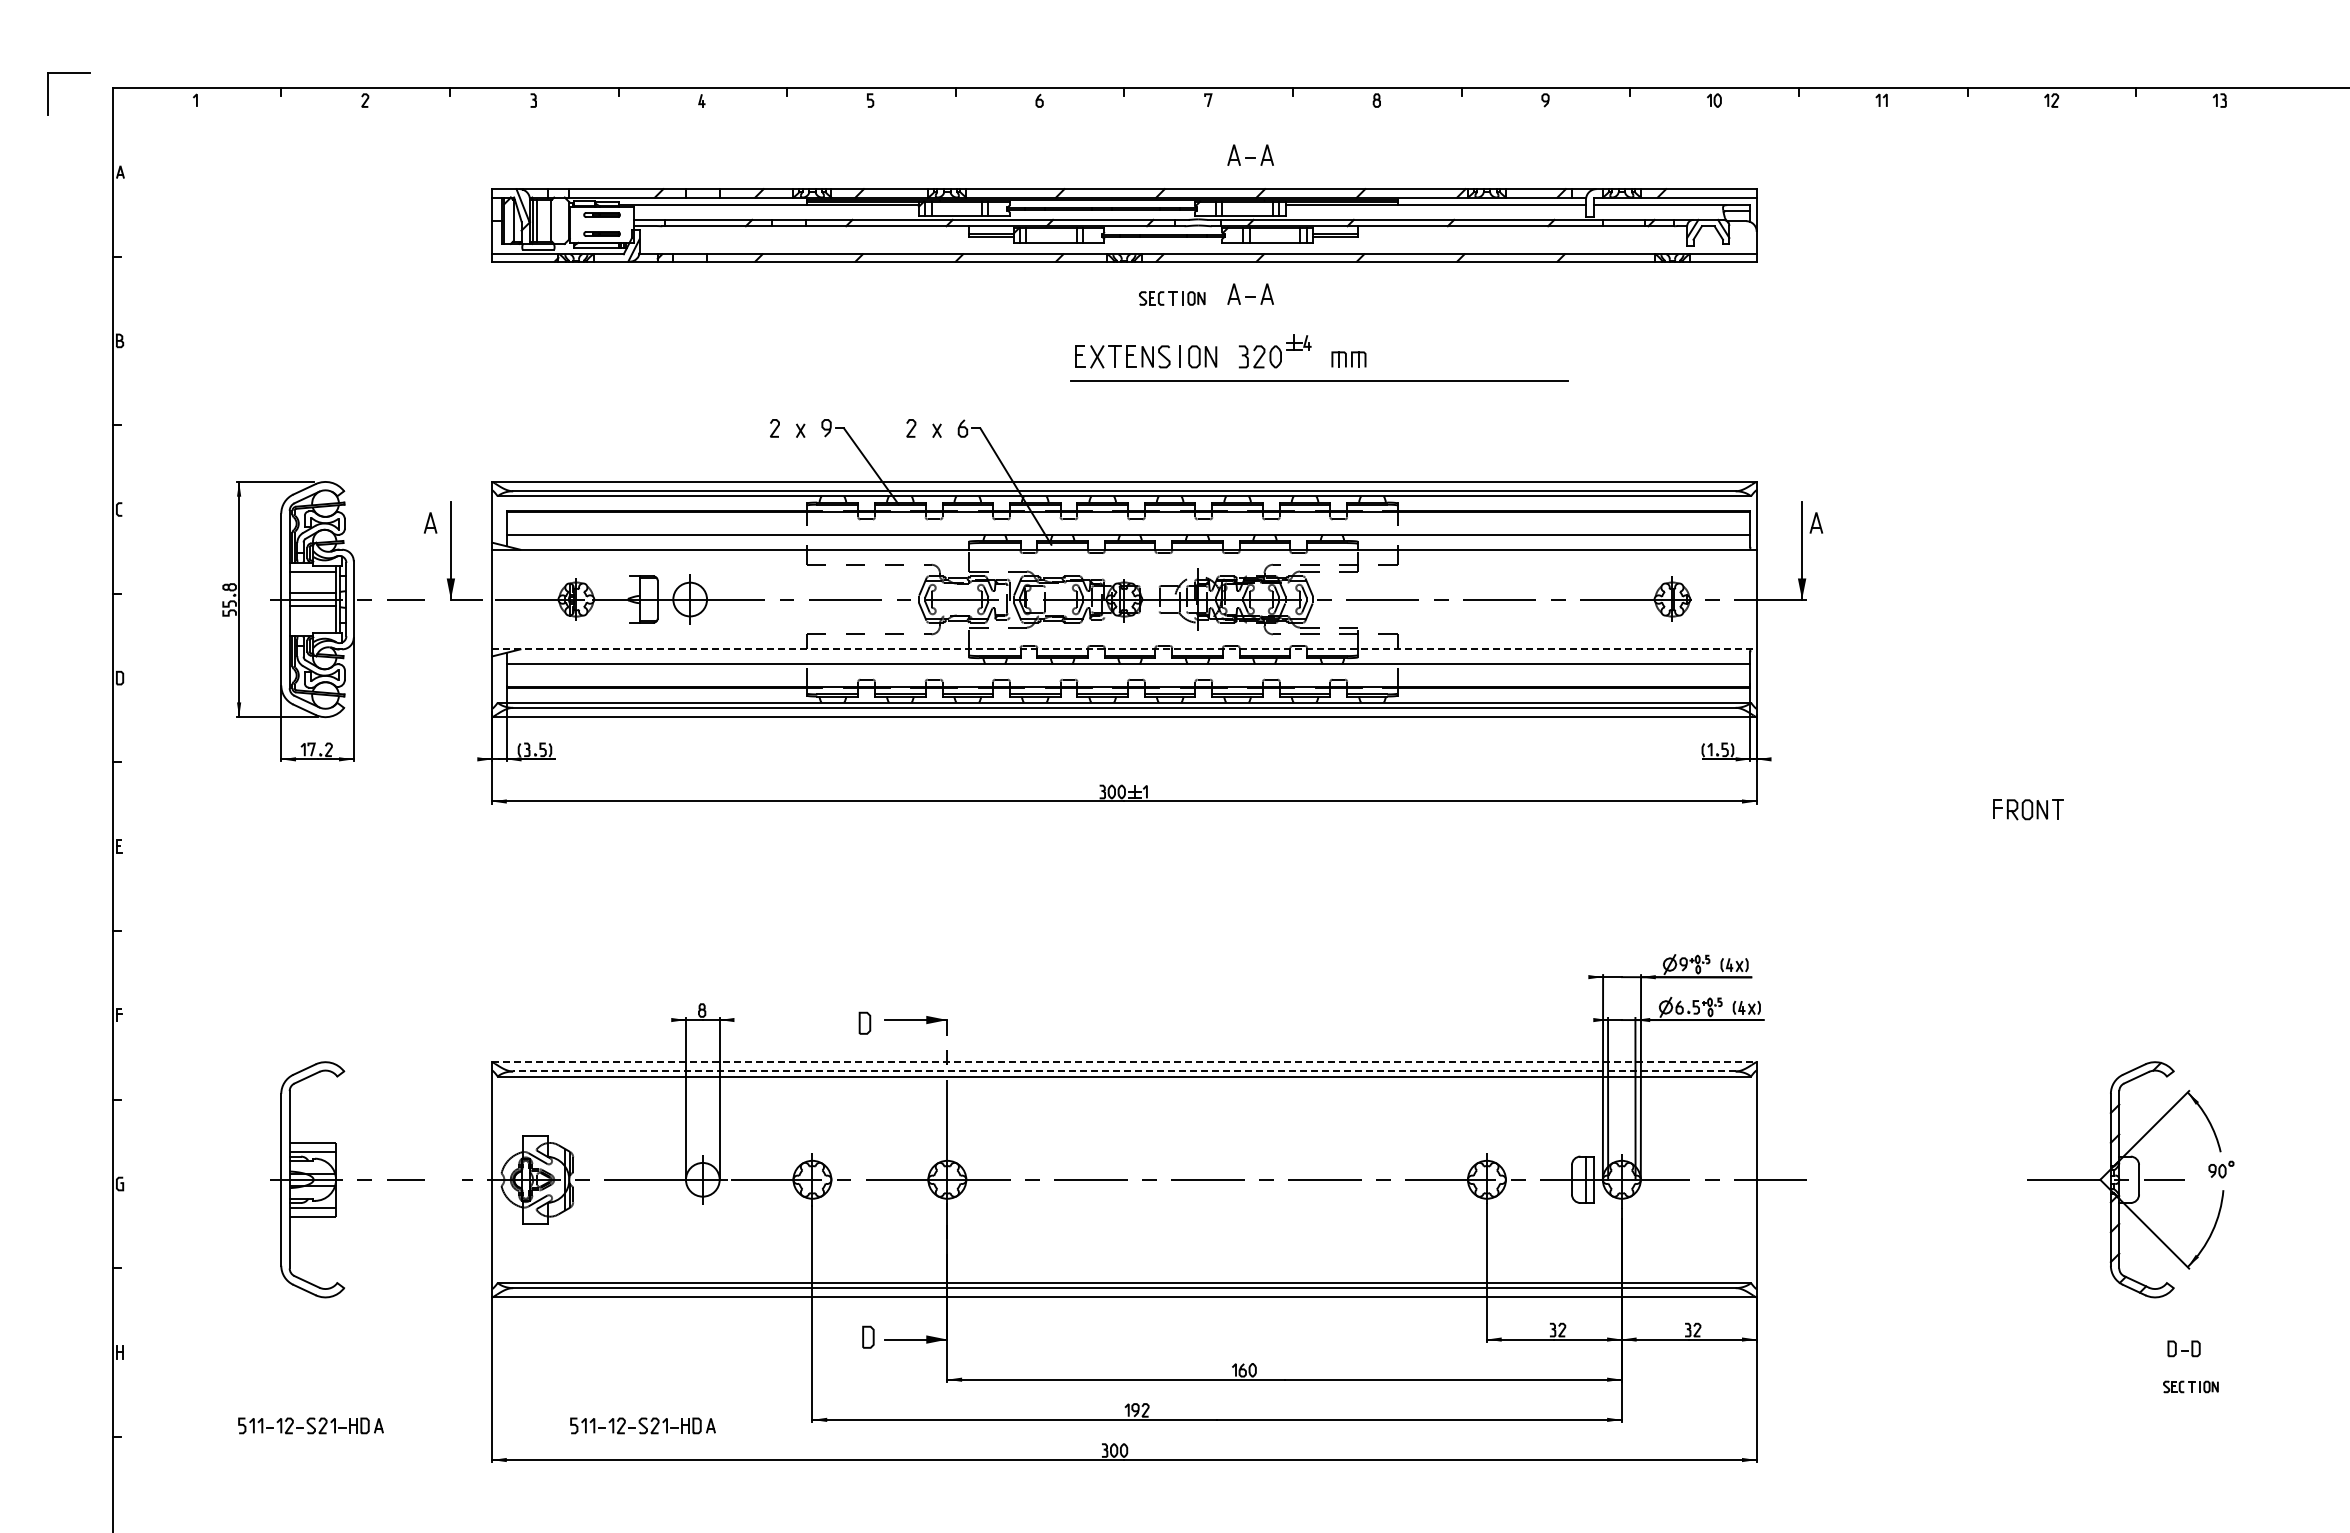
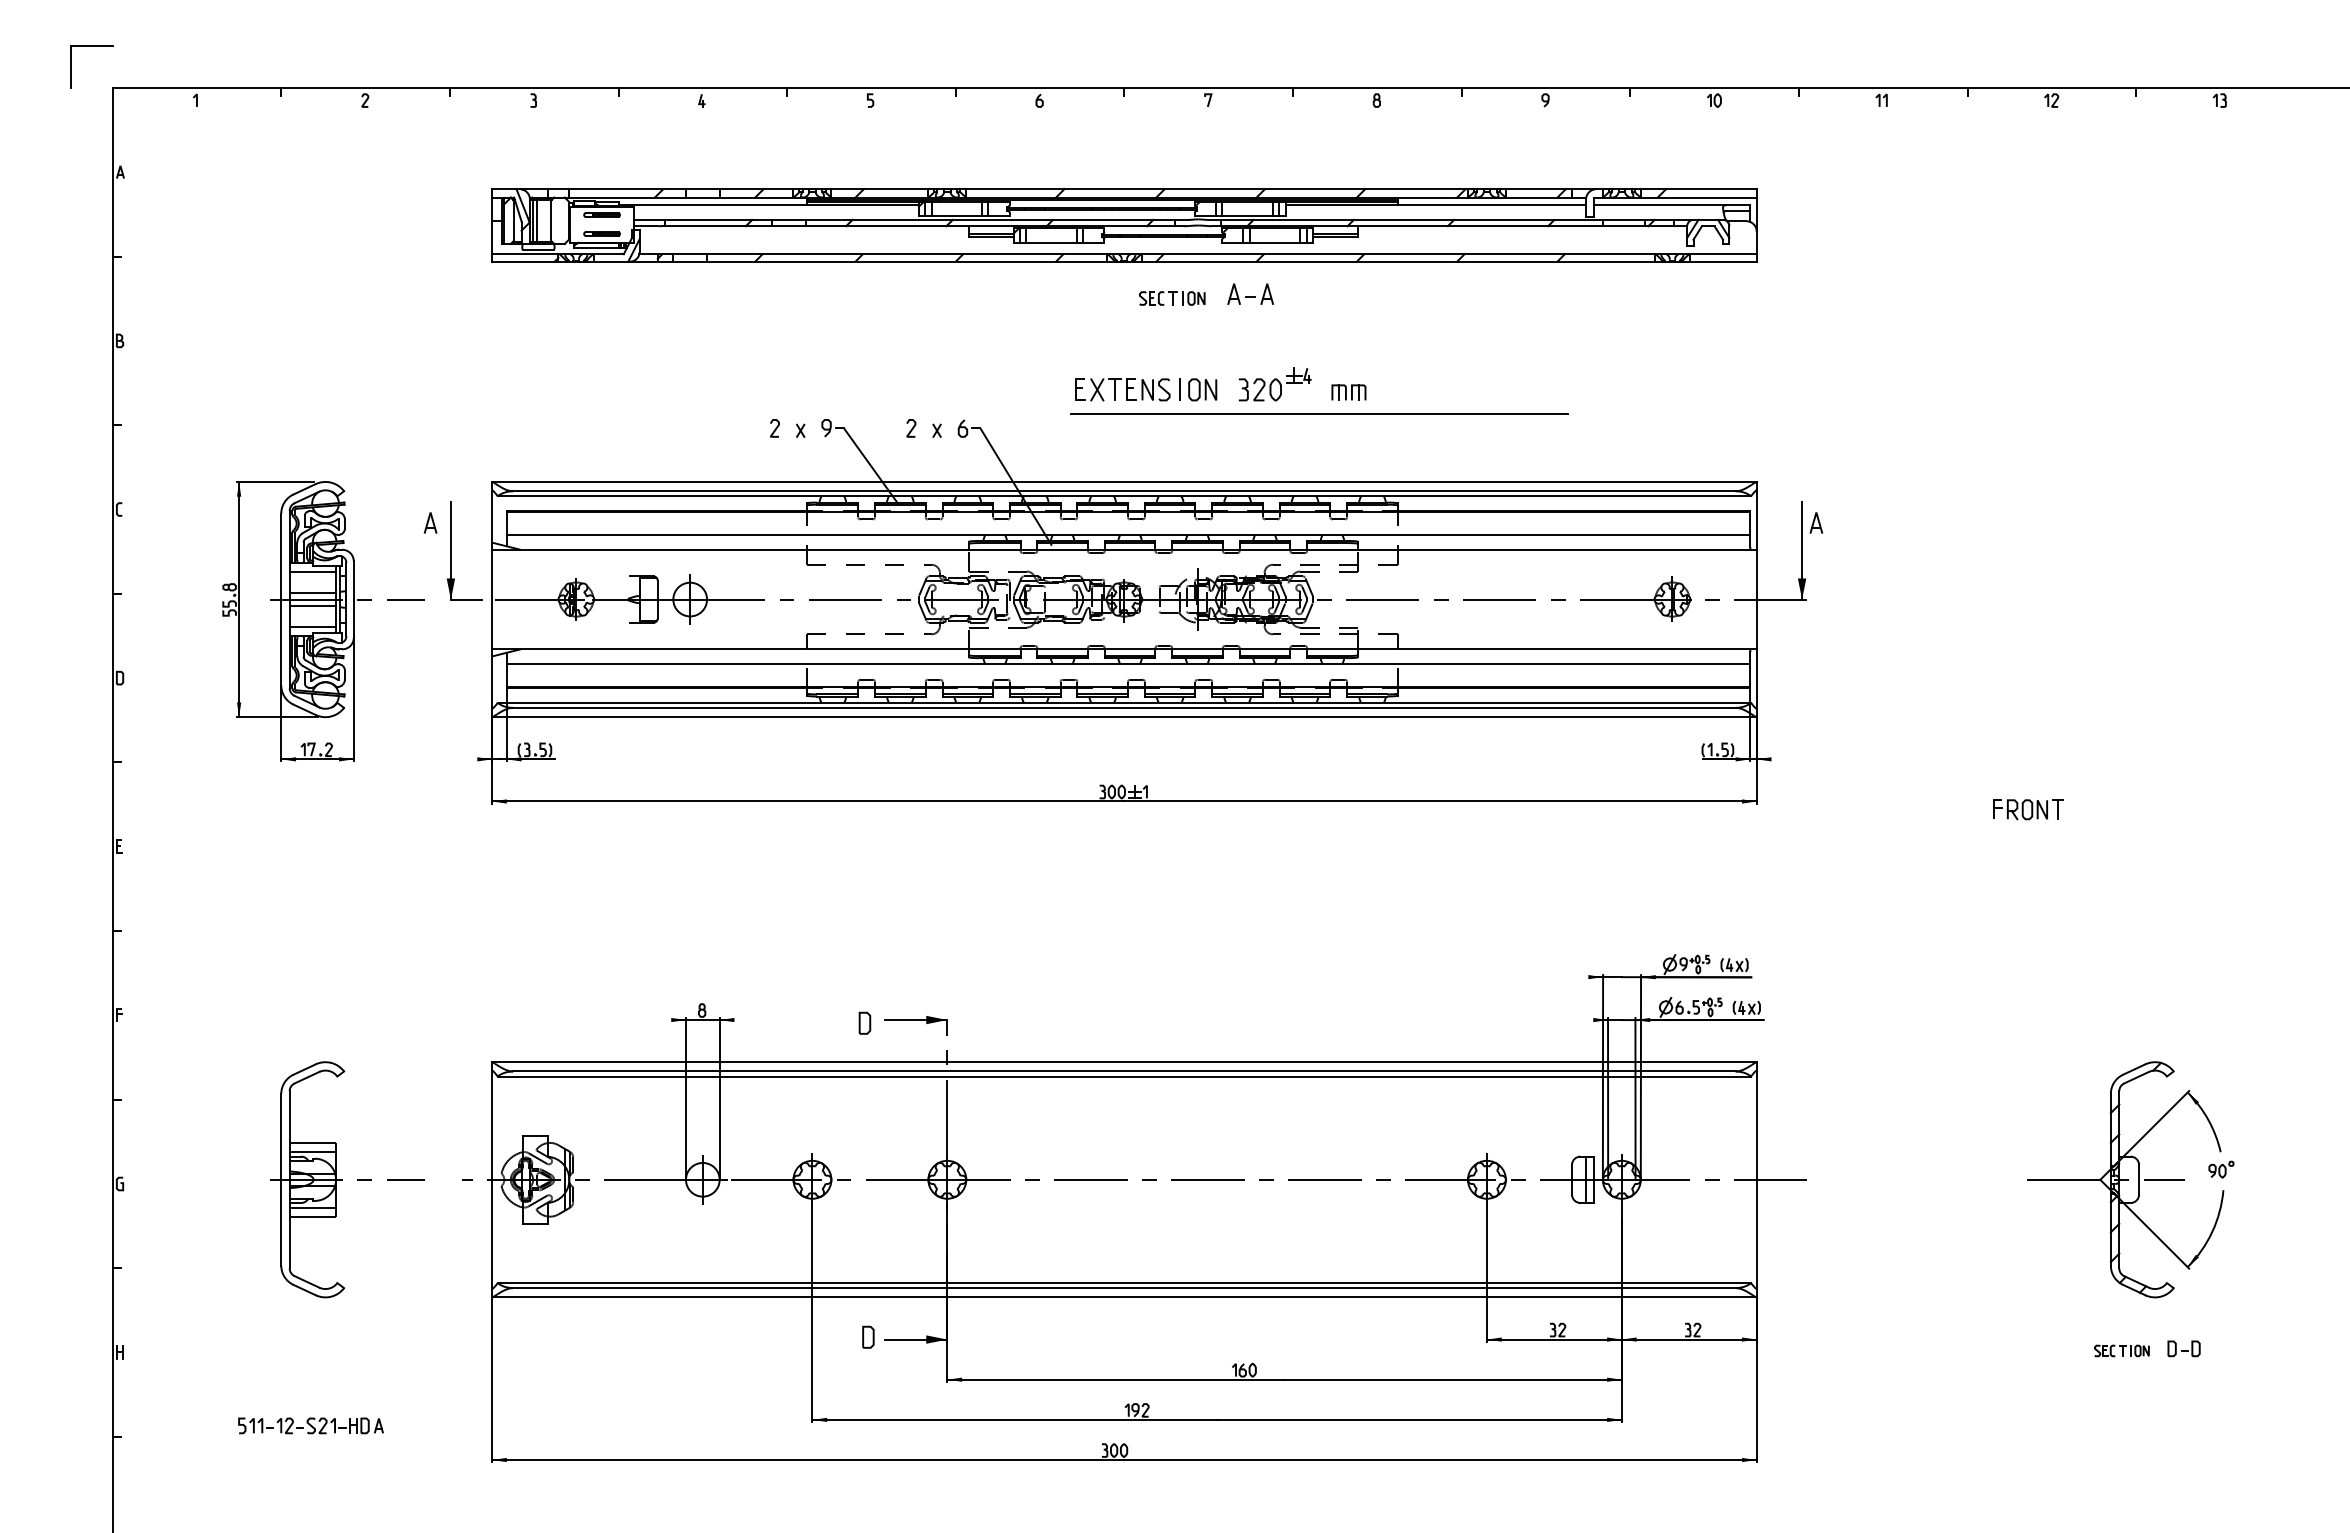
part position: (68, 73) -> (91, 46) (91, 46)
part: present -> none (1250, 154)
part position: (1331, 357) -> (1331, 390) (1331, 390)
line: none -> present (312, 627)
line: dashed -> solid (1124, 649)
line: dashed -> solid (1124, 1062)
line: dashed -> solid (1123, 1071)
part position: (2190, 1386) -> (2121, 1350) (2121, 1350)
part: present -> none (642, 1425)
